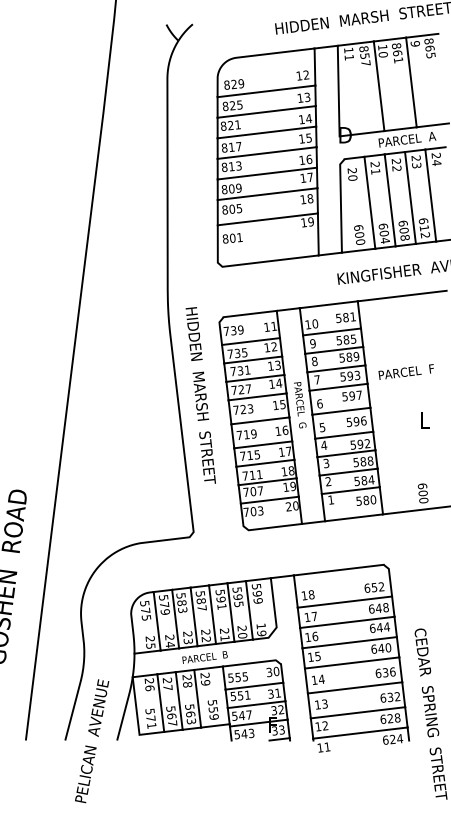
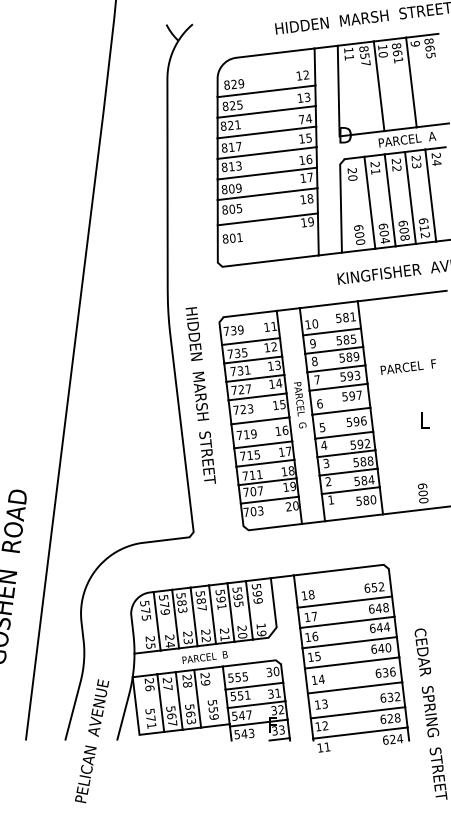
text: 14 -> 74 (301, 119)
text position: (405, 371) -> (407, 366) (407, 366)
